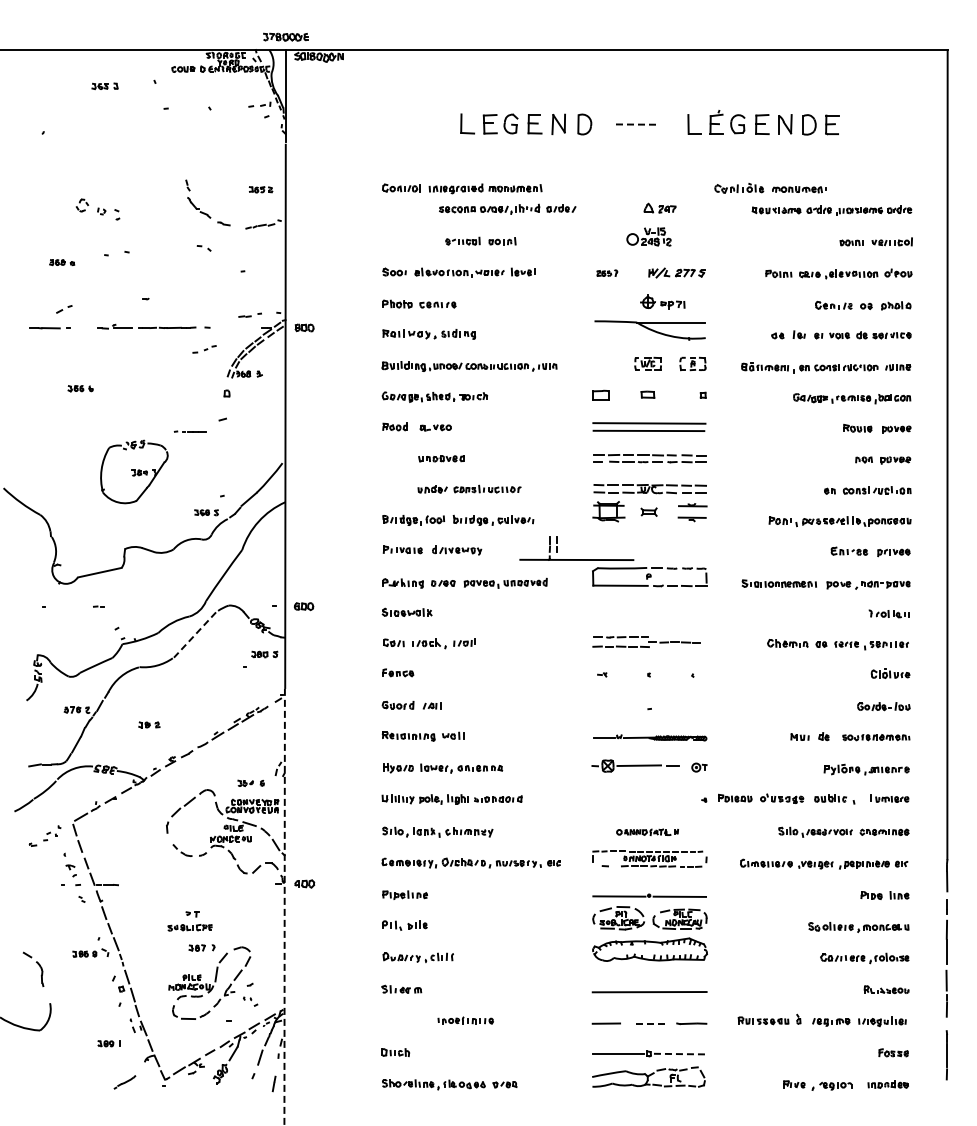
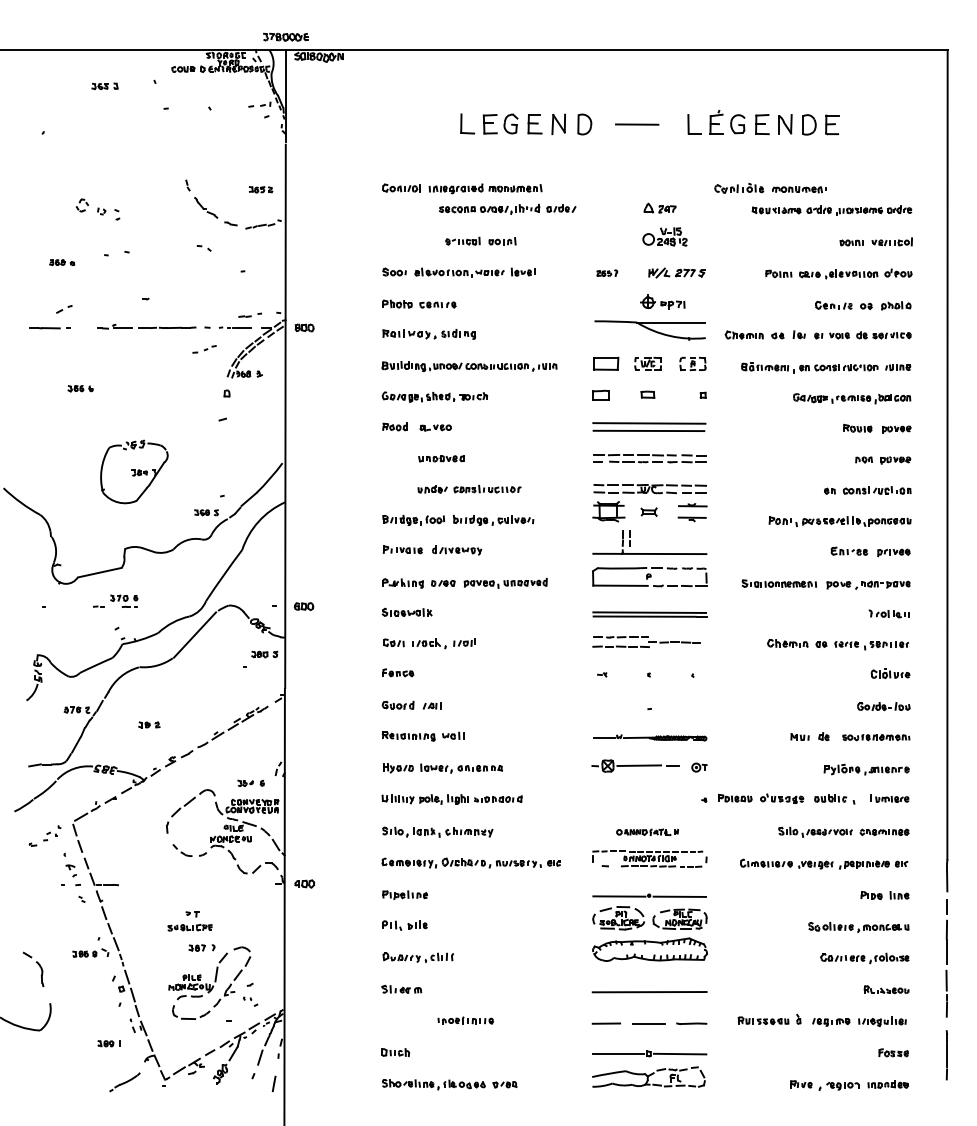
line: dashed -> solid (637, 124)
part position: (208, 211) -> (215, 211) (215, 211)
part position: (648, 236) -> (664, 236) (664, 236)
part: none -> present (743, 334)
part: none -> present (606, 363)
part position: (190, 431) -> (235, 327) (235, 327)
part position: (576, 559) -> (649, 553) (649, 553)
part: none -> present (124, 600)
part: none -> present (649, 614)
line: dashed -> solid (195, 635)
line: dashed -> solid (284, 907)
line: dashed -> solid (648, 1023)
line: dashed -> solid (680, 1054)
part size: 24x15 px -> 32x21 px (124, 1082)
part position: (817, 1085) -> (824, 1085) (824, 1085)
